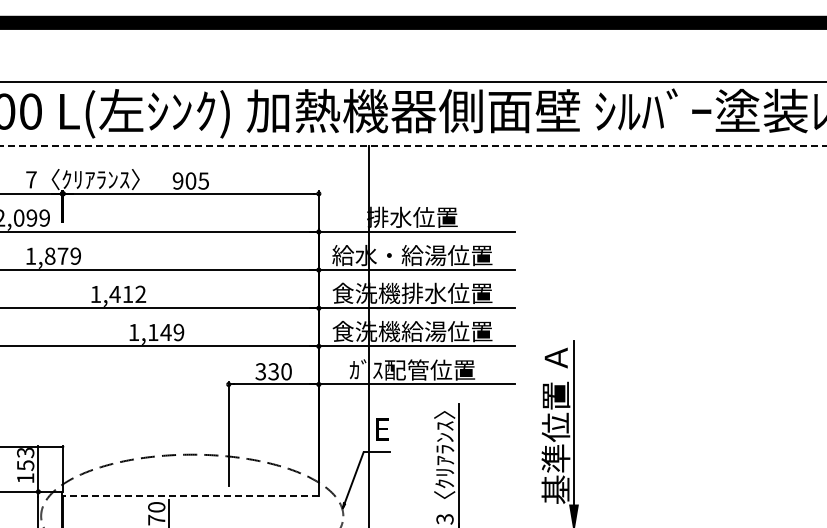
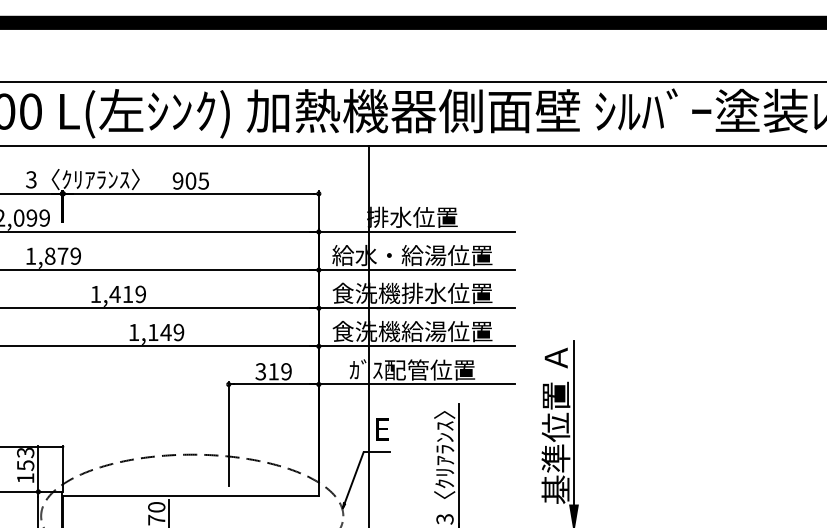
line: dashed -> solid (413, 146)
text: 7 -> 3 (31, 179)
text: 1,412 -> 1,419 (140, 294)
text: 330 -> 319 (279, 371)
line: dashed -> solid (191, 495)
